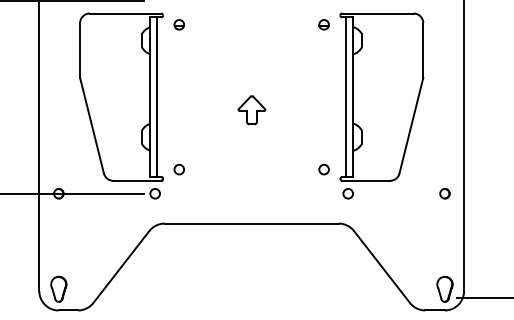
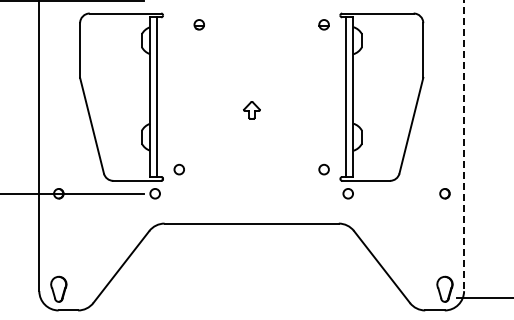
part position: (178, 24) -> (198, 24) (198, 24)
part size: 30x31 px -> 18x19 px (251, 110)
line: solid -> dashed (464, 146)
